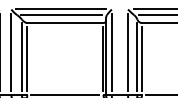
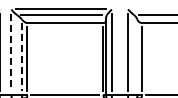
line: present -> none (153, 9)
line: solid -> dashed (11, 52)
line: solid -> dashed (22, 57)
line: present -> none (137, 57)
